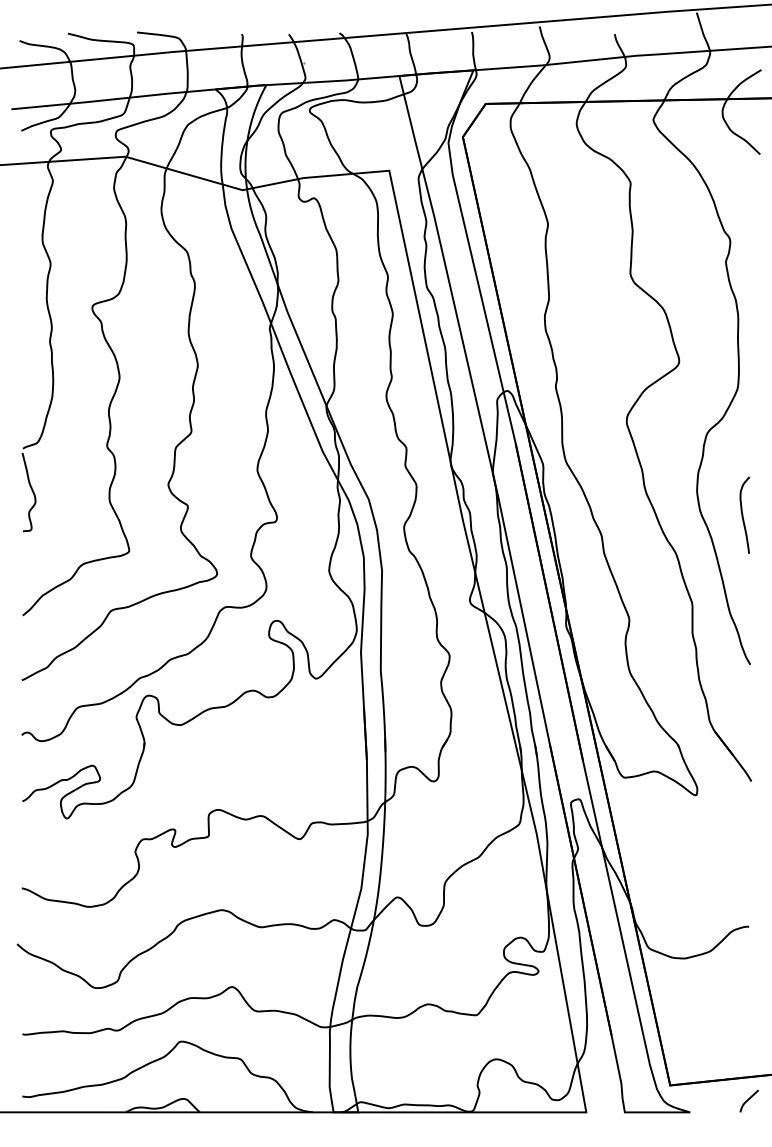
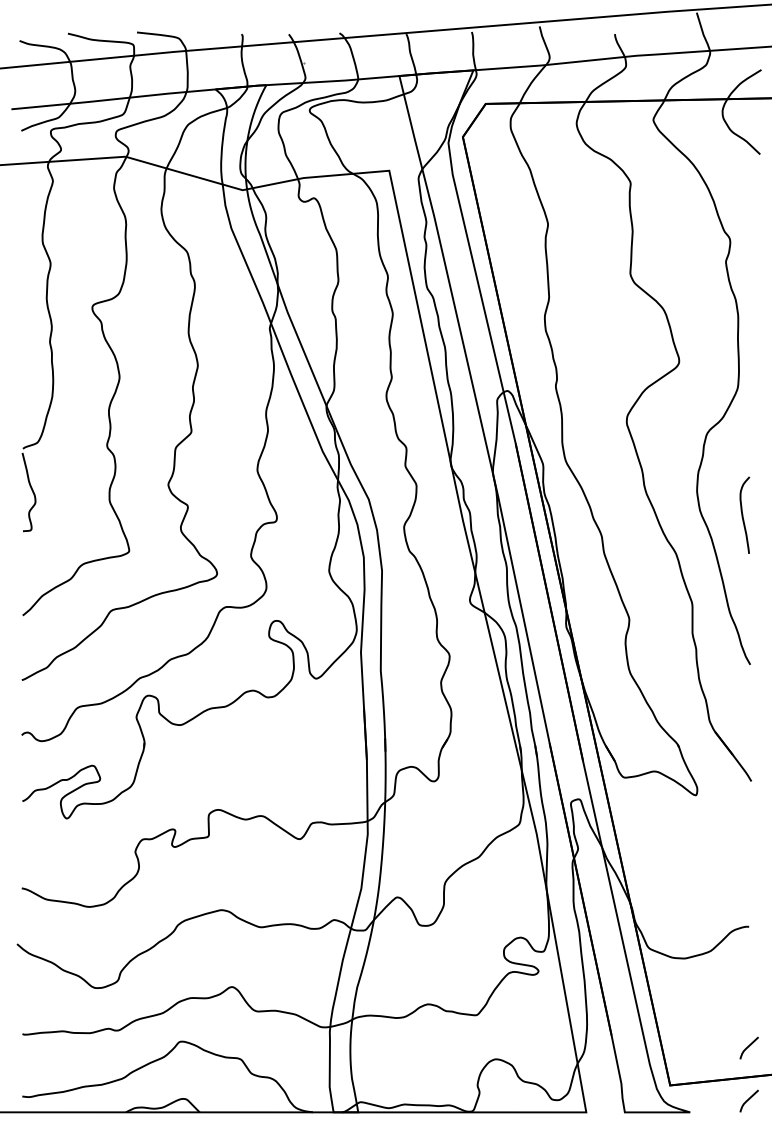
curve: none -> present (748, 1047)
